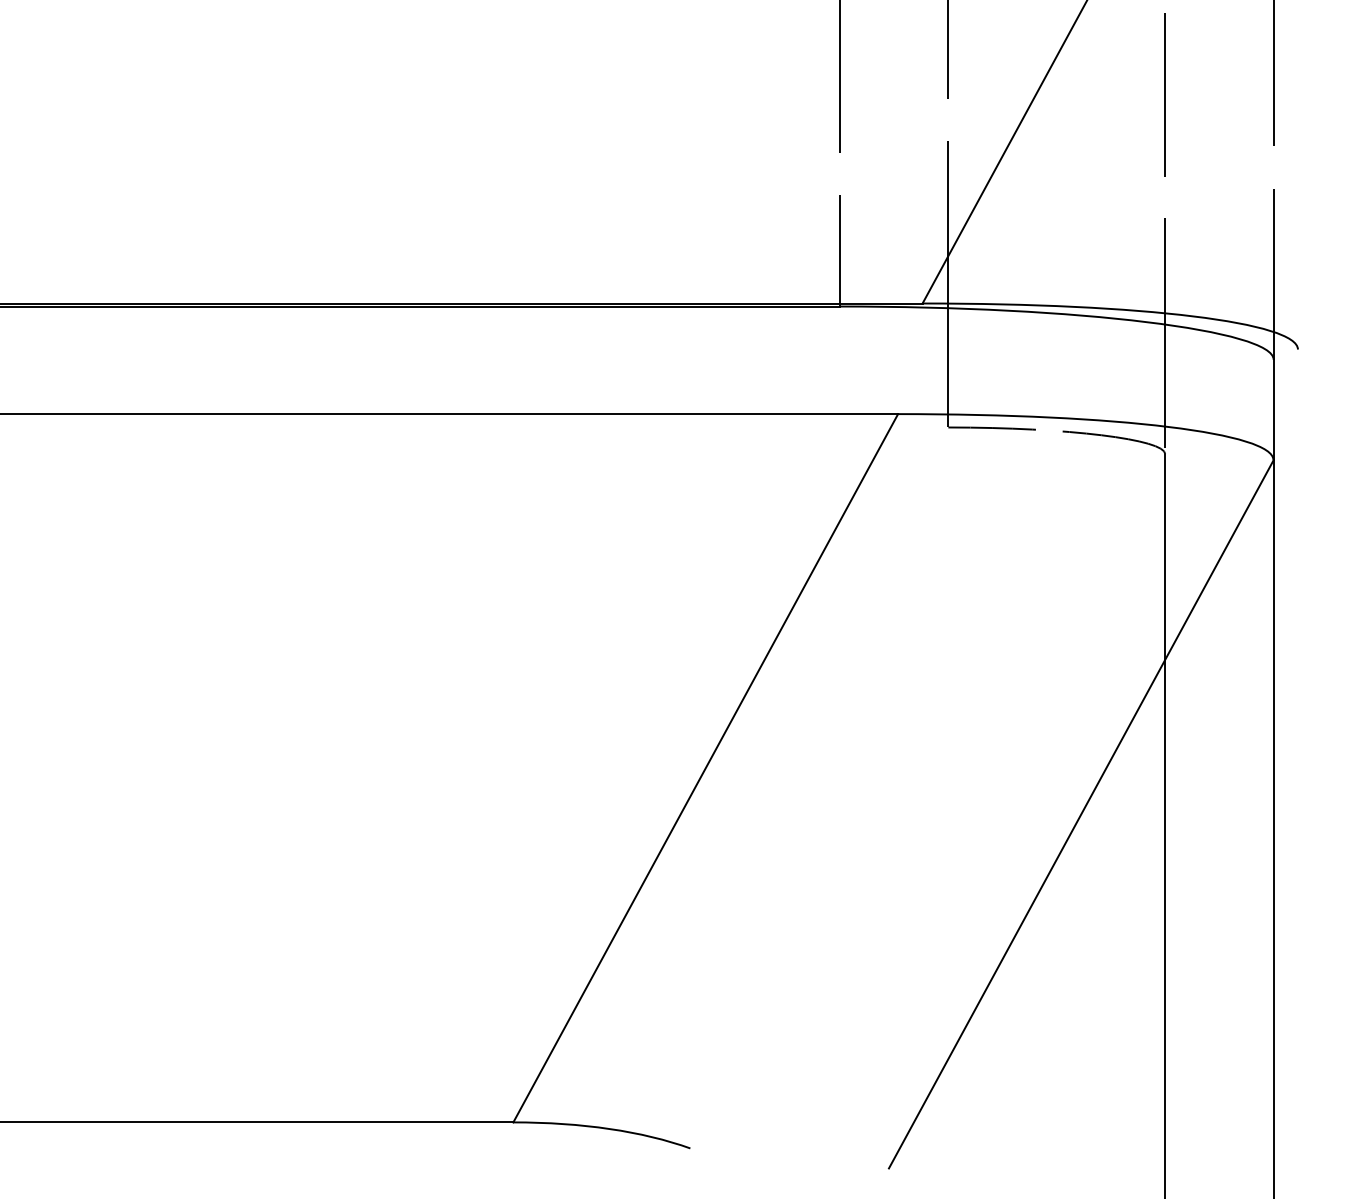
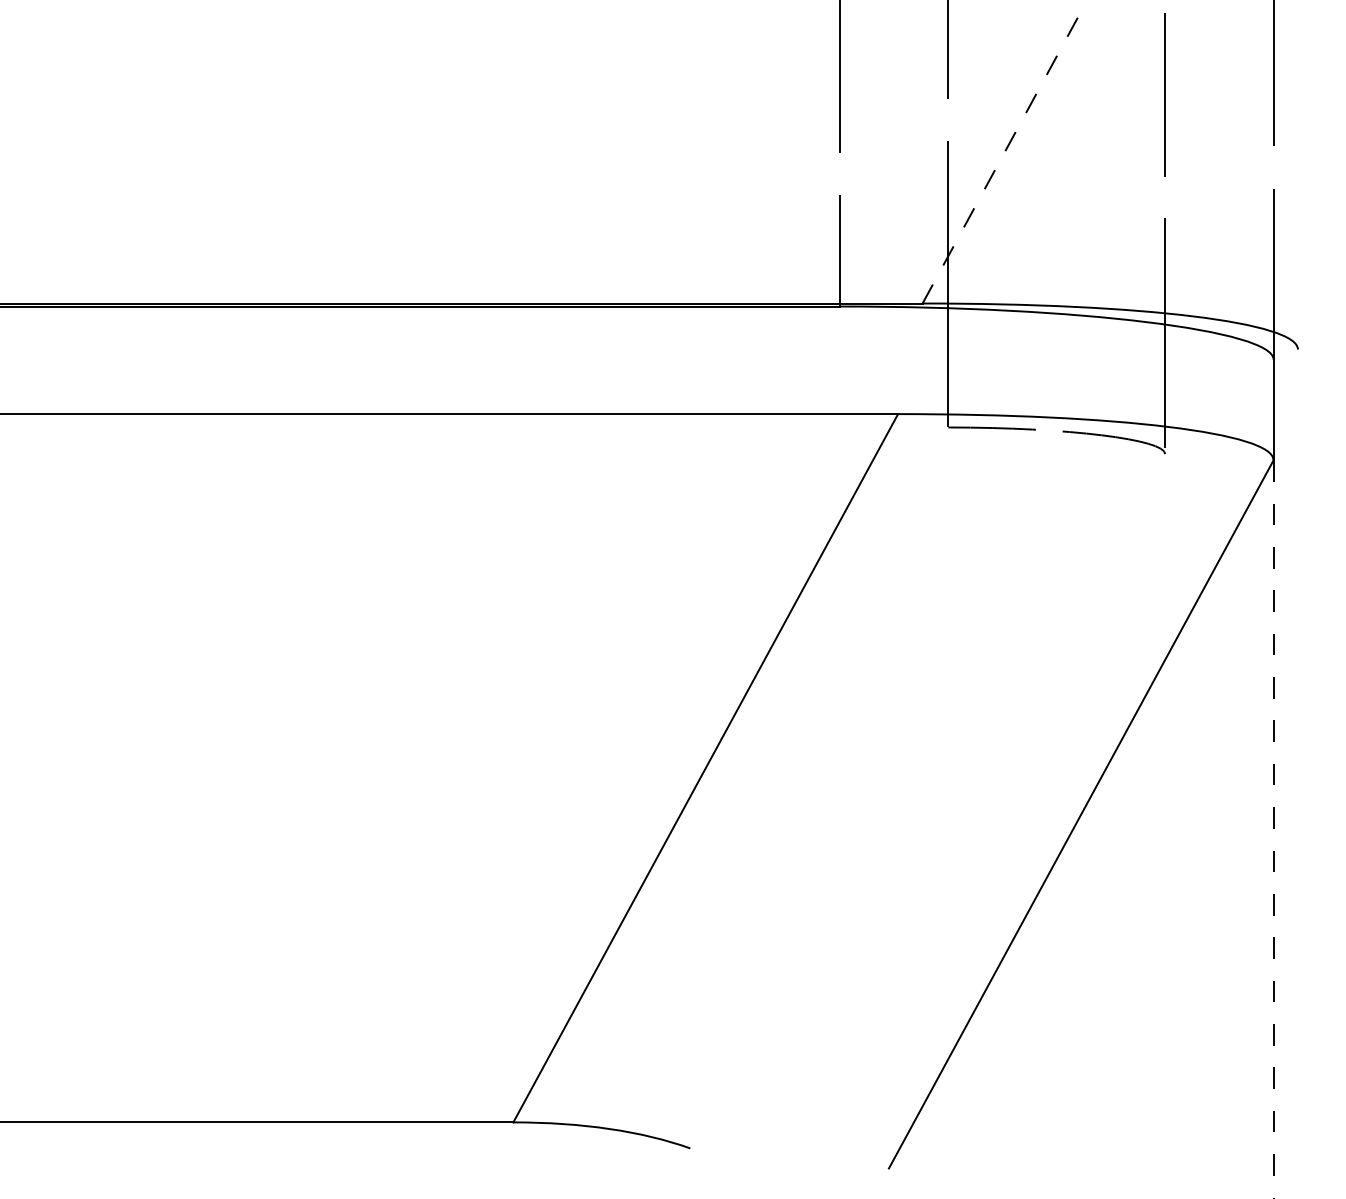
line: solid -> dashed (1005, 151)
line: present -> none (1165, 824)
line: solid -> dashed (1273, 829)
